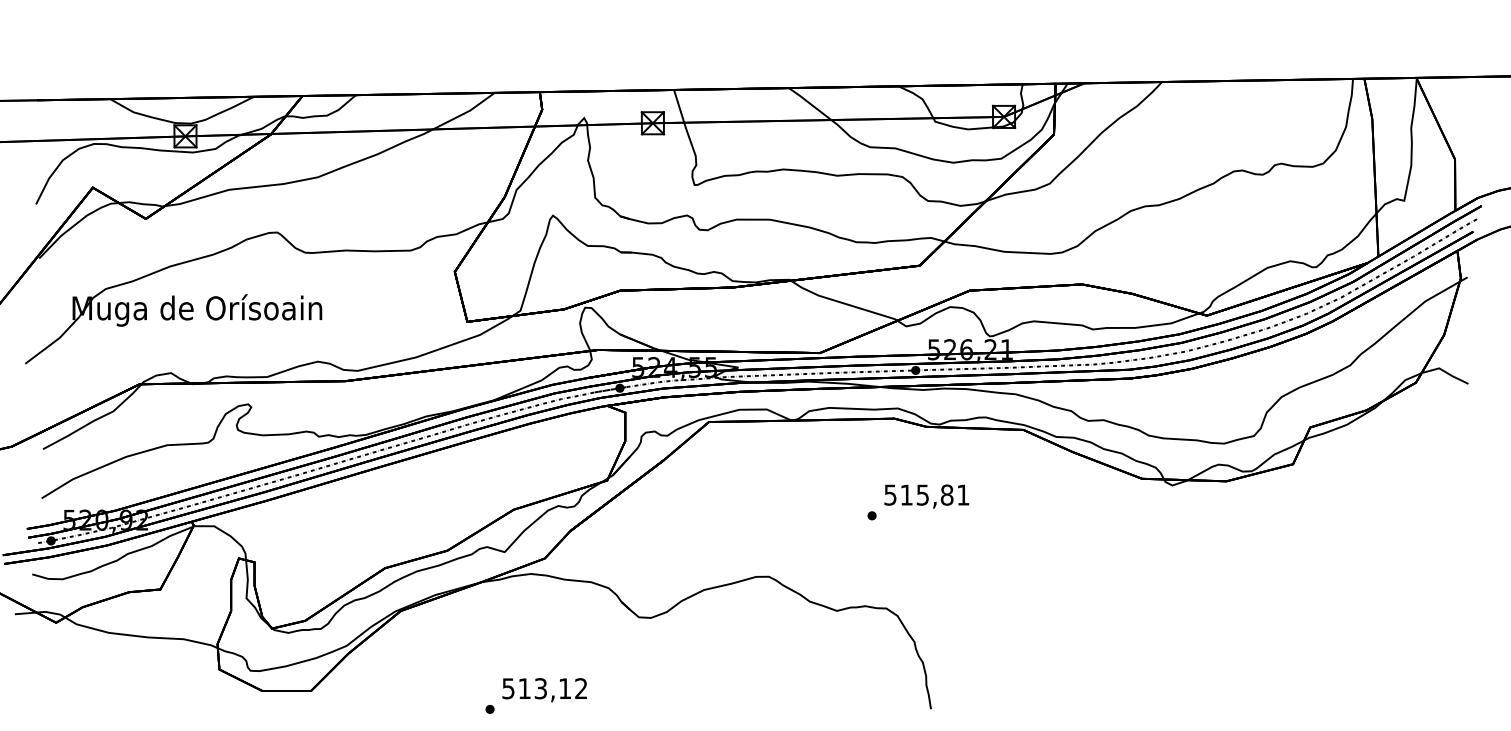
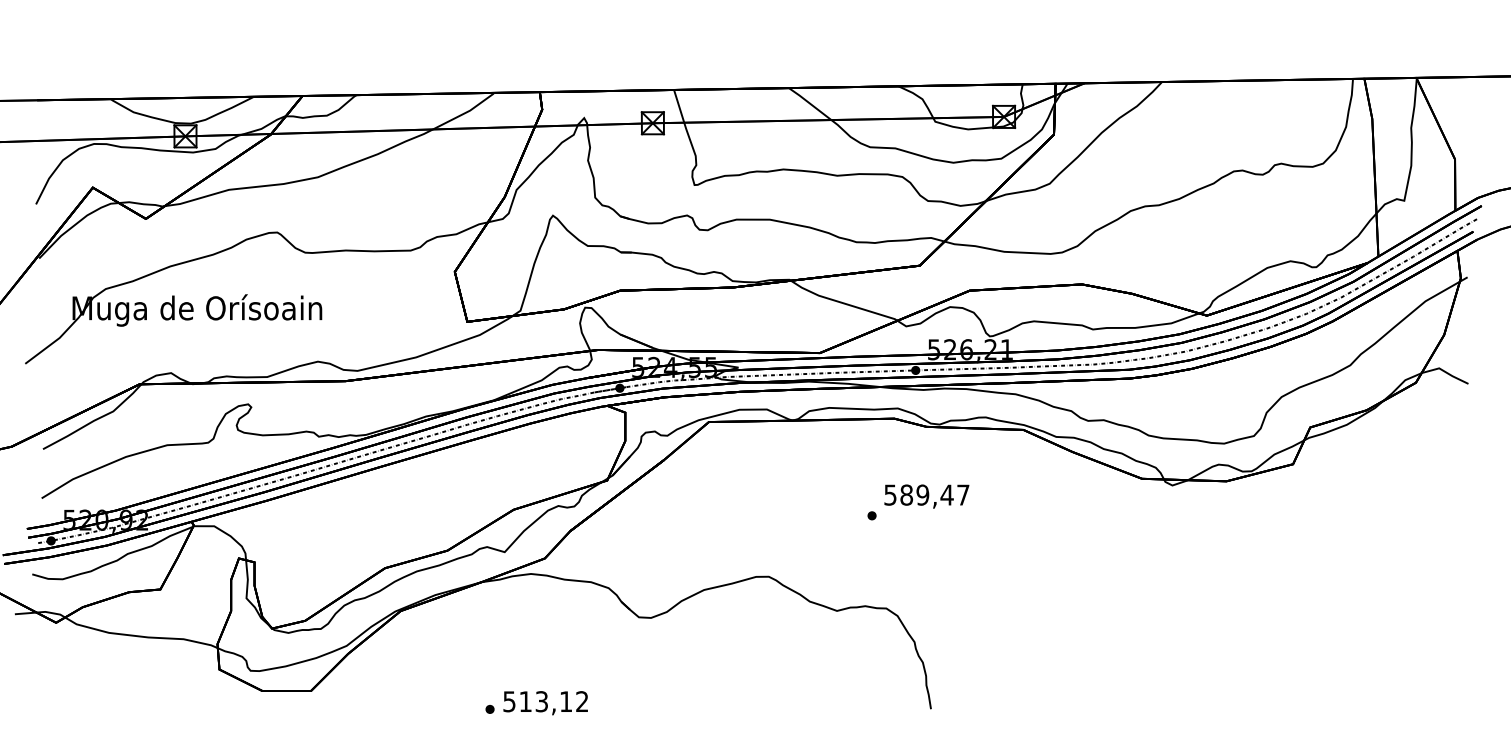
text: 515,81 -> 589,47 (934, 494)
text position: (544, 690) -> (545, 703) (545, 703)
